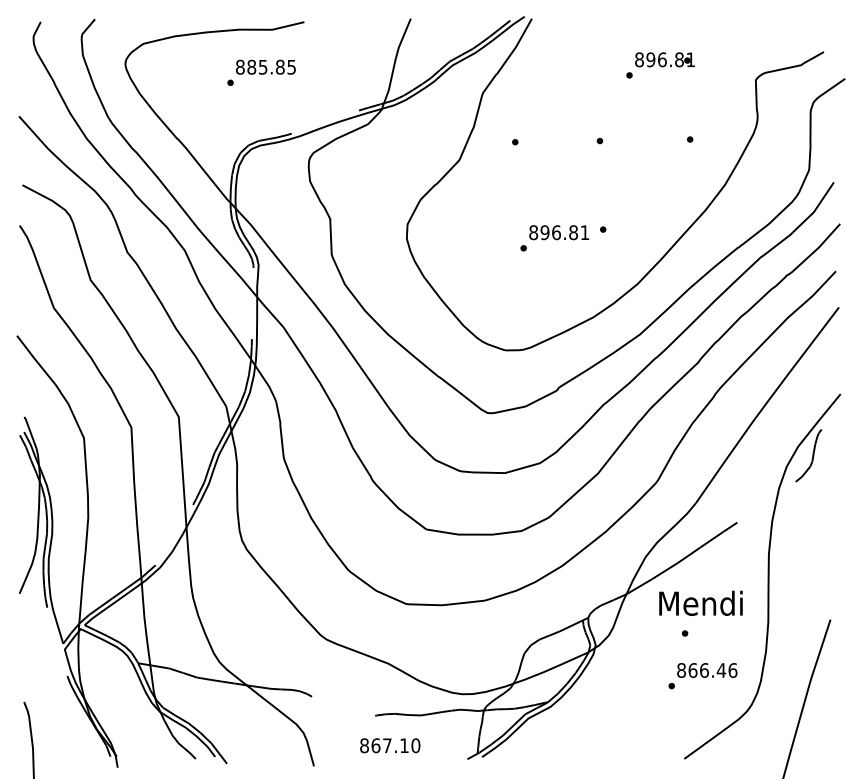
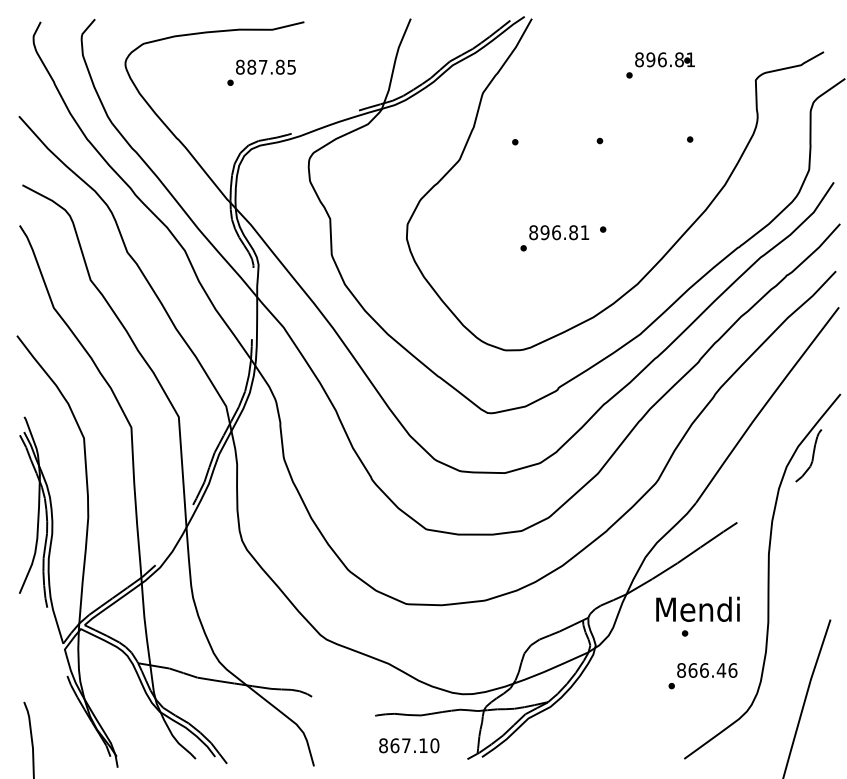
text: 885.85 -> 887.85 (263, 67)
text position: (700, 602) -> (697, 608) (697, 608)
text position: (390, 745) -> (409, 745) (409, 745)
